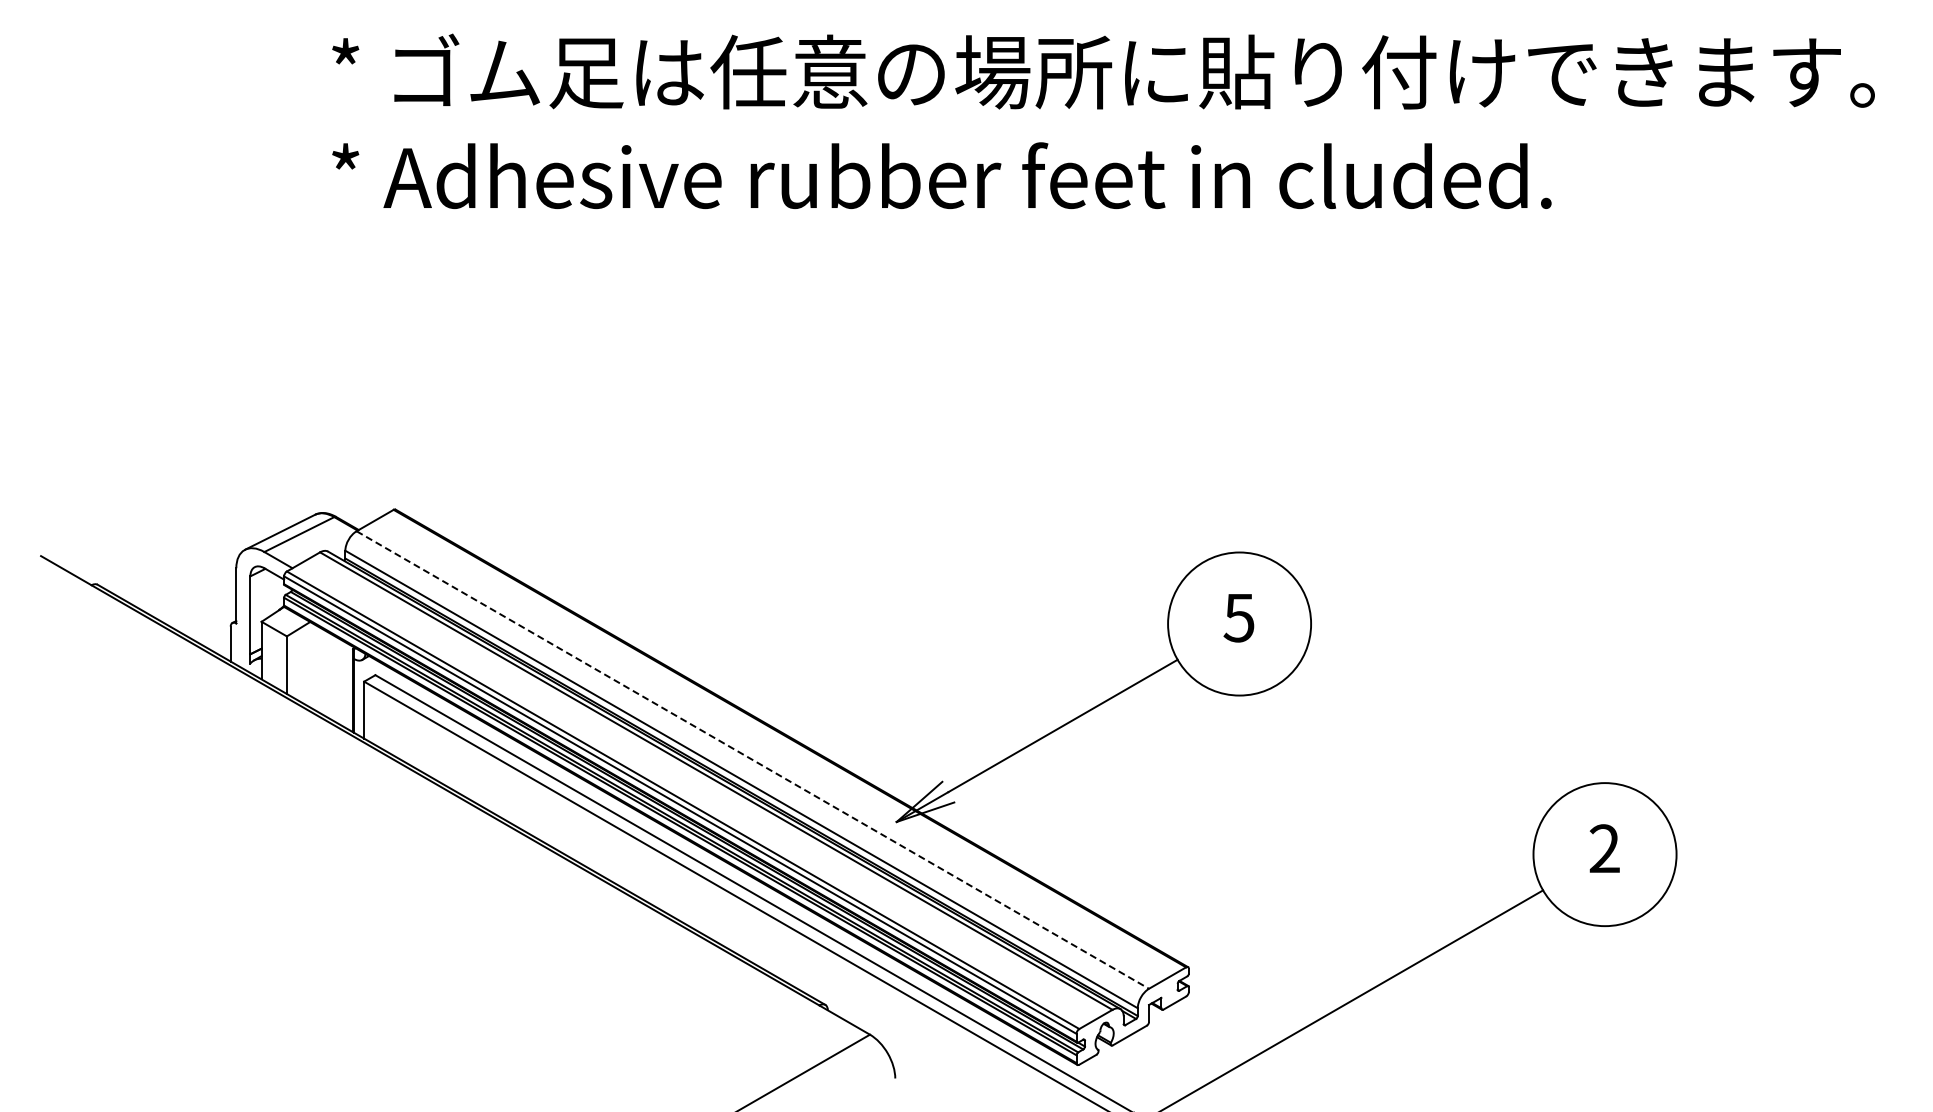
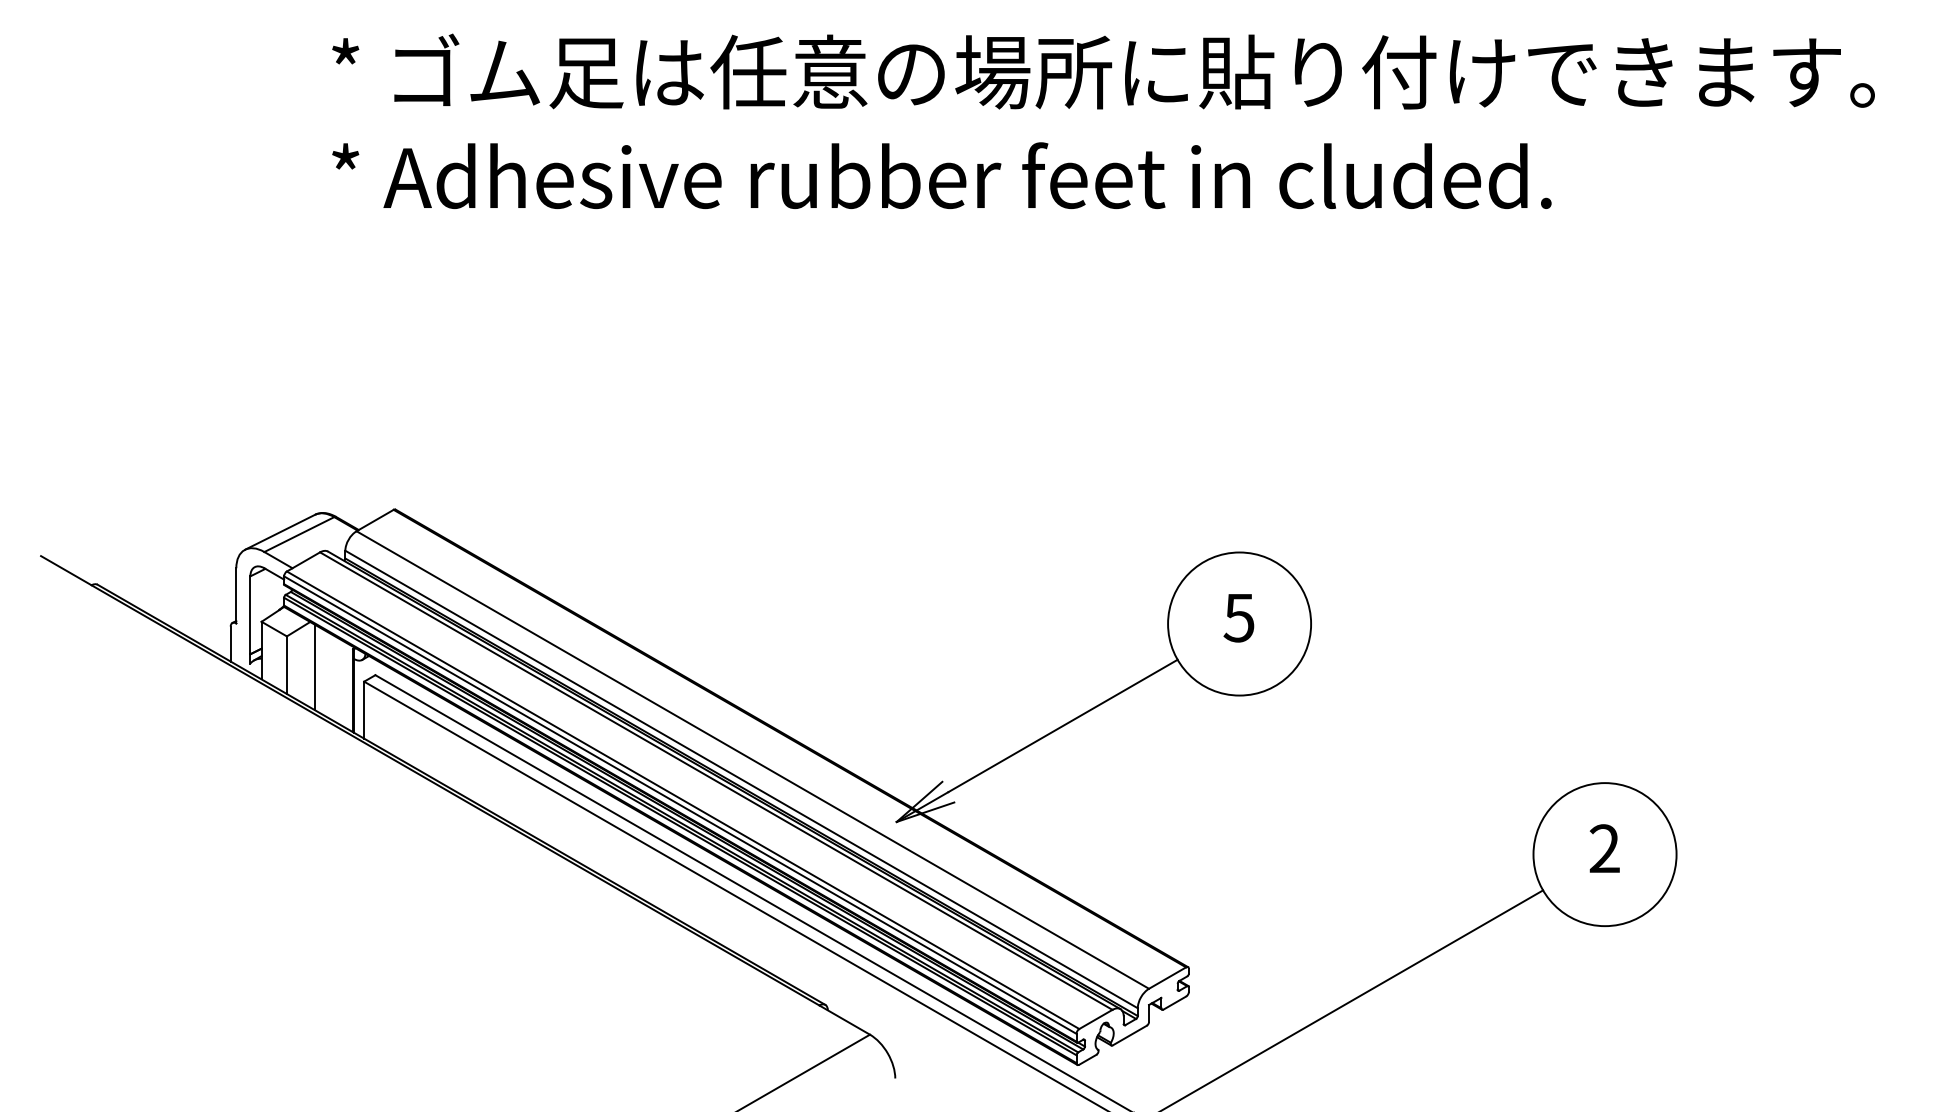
line: none -> present (315, 667)
line: dashed -> solid (752, 760)
